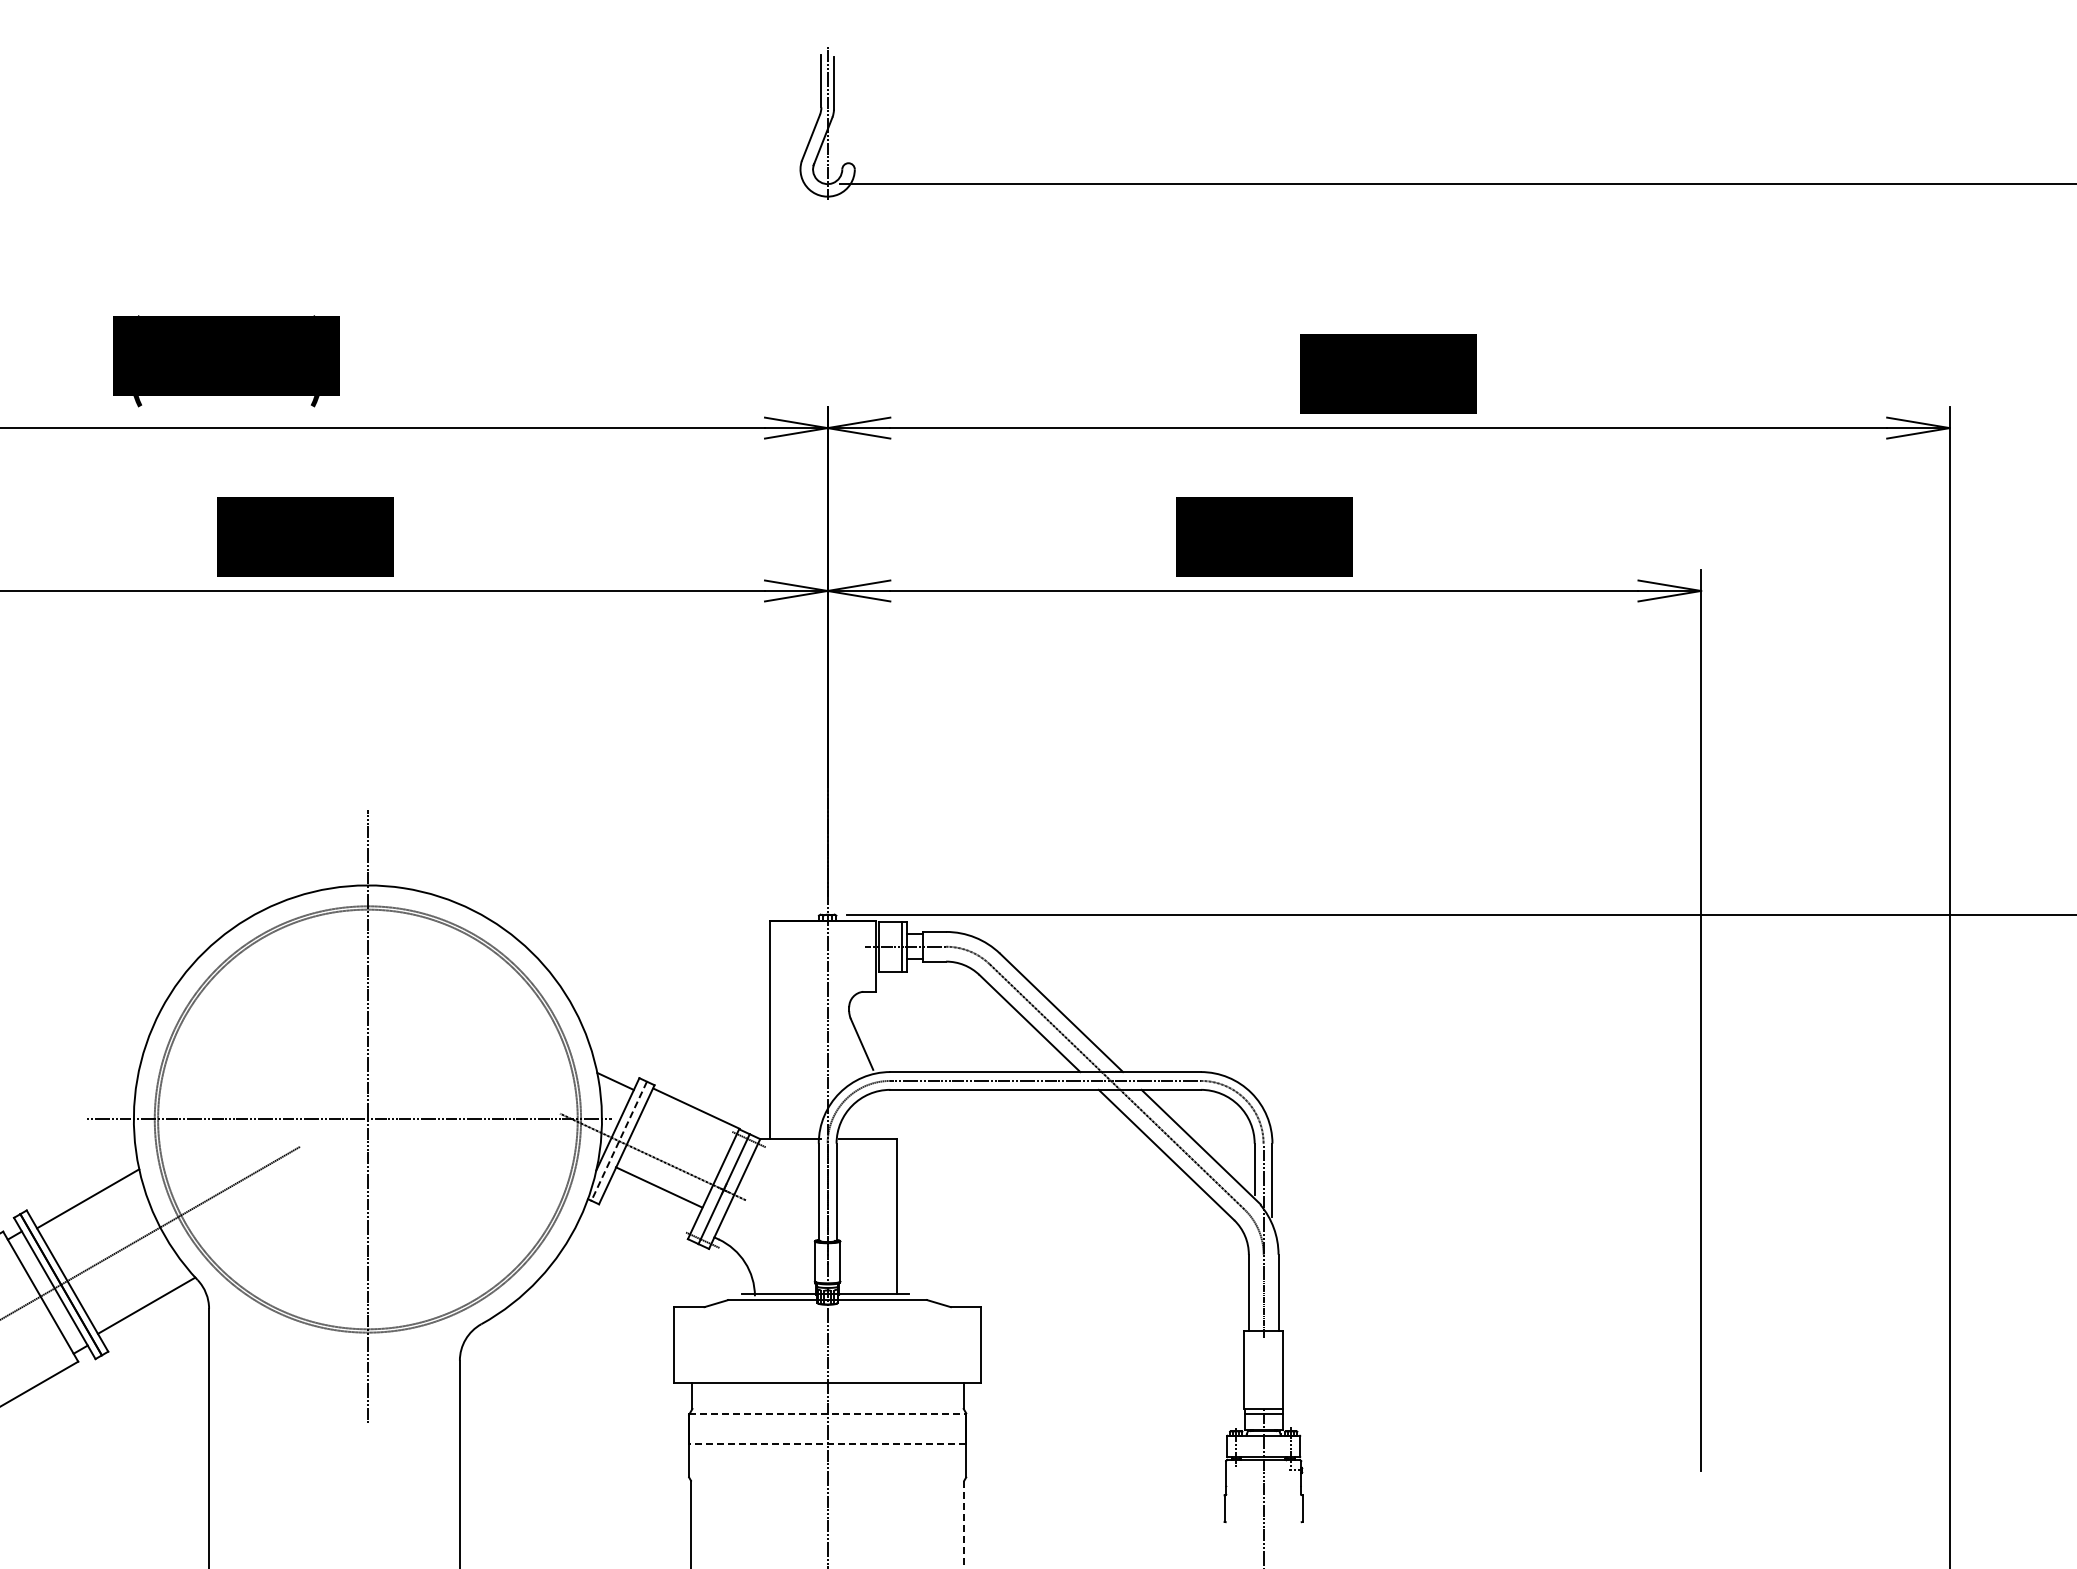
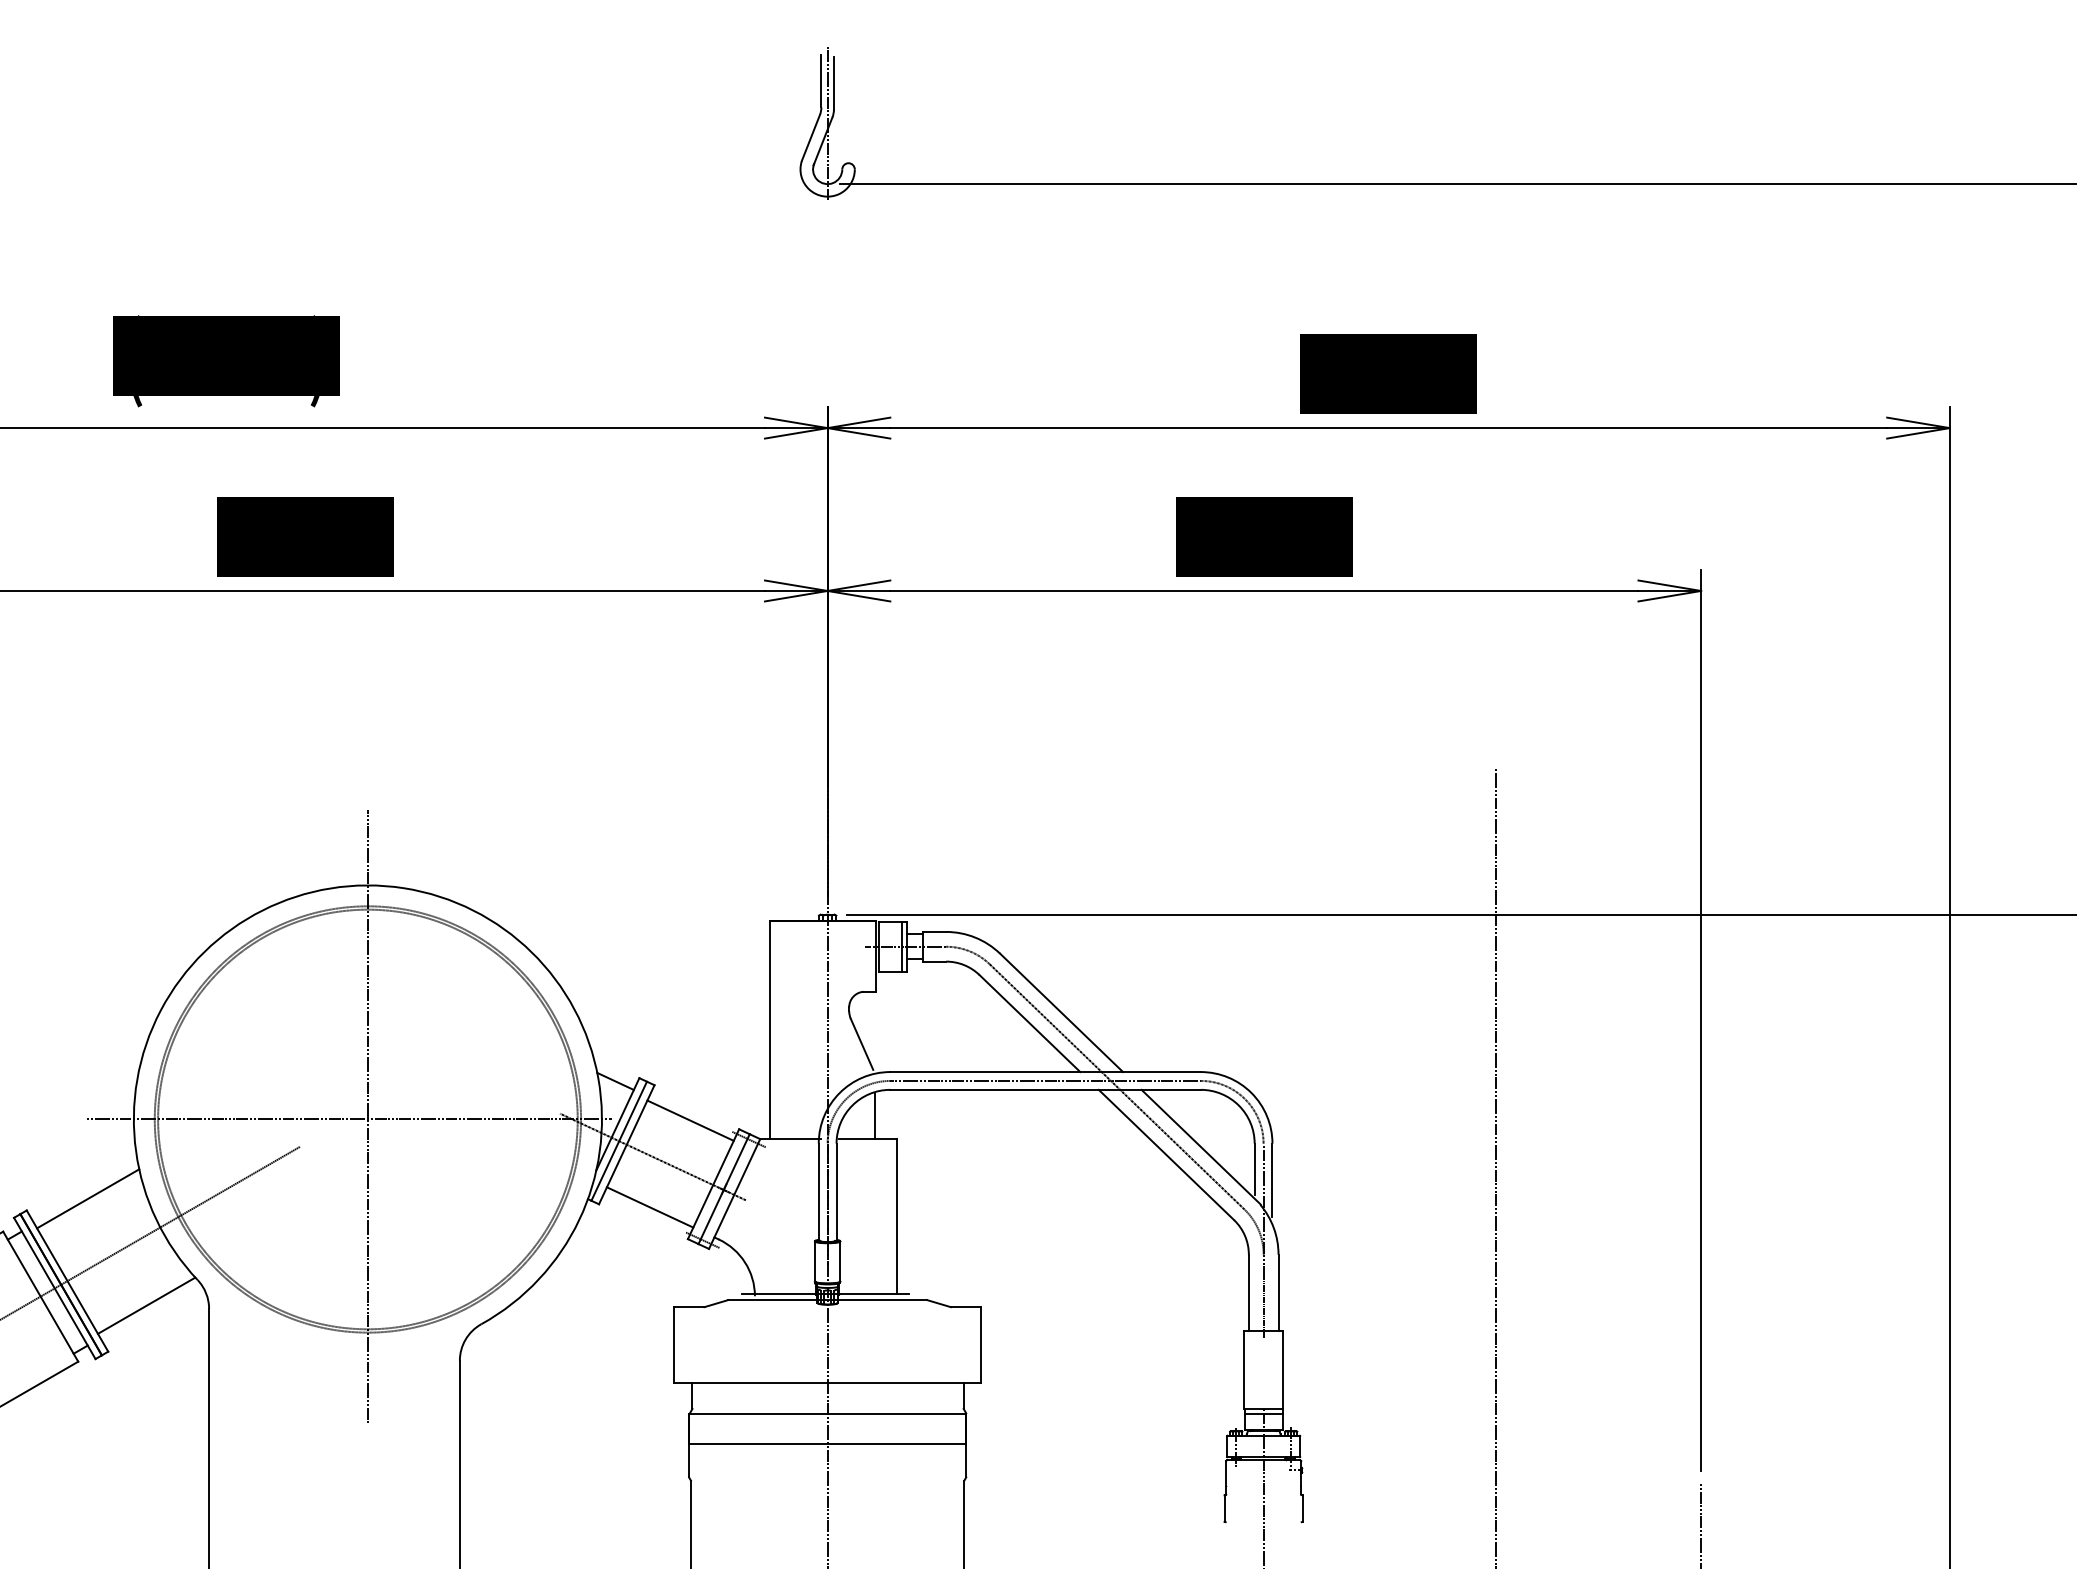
line position: (696, 1108) -> (690, 1120) (690, 1120)
line: none -> present (875, 1115)
line: dashed -> solid (619, 1141)
line: none -> present (1496, 1166)
line position: (658, 1187) -> (649, 1207) (649, 1207)
line: dashed -> solid (827, 1413)
line: dashed -> solid (827, 1444)
line: dashed -> solid (964, 1524)
line: none -> present (1701, 1524)
